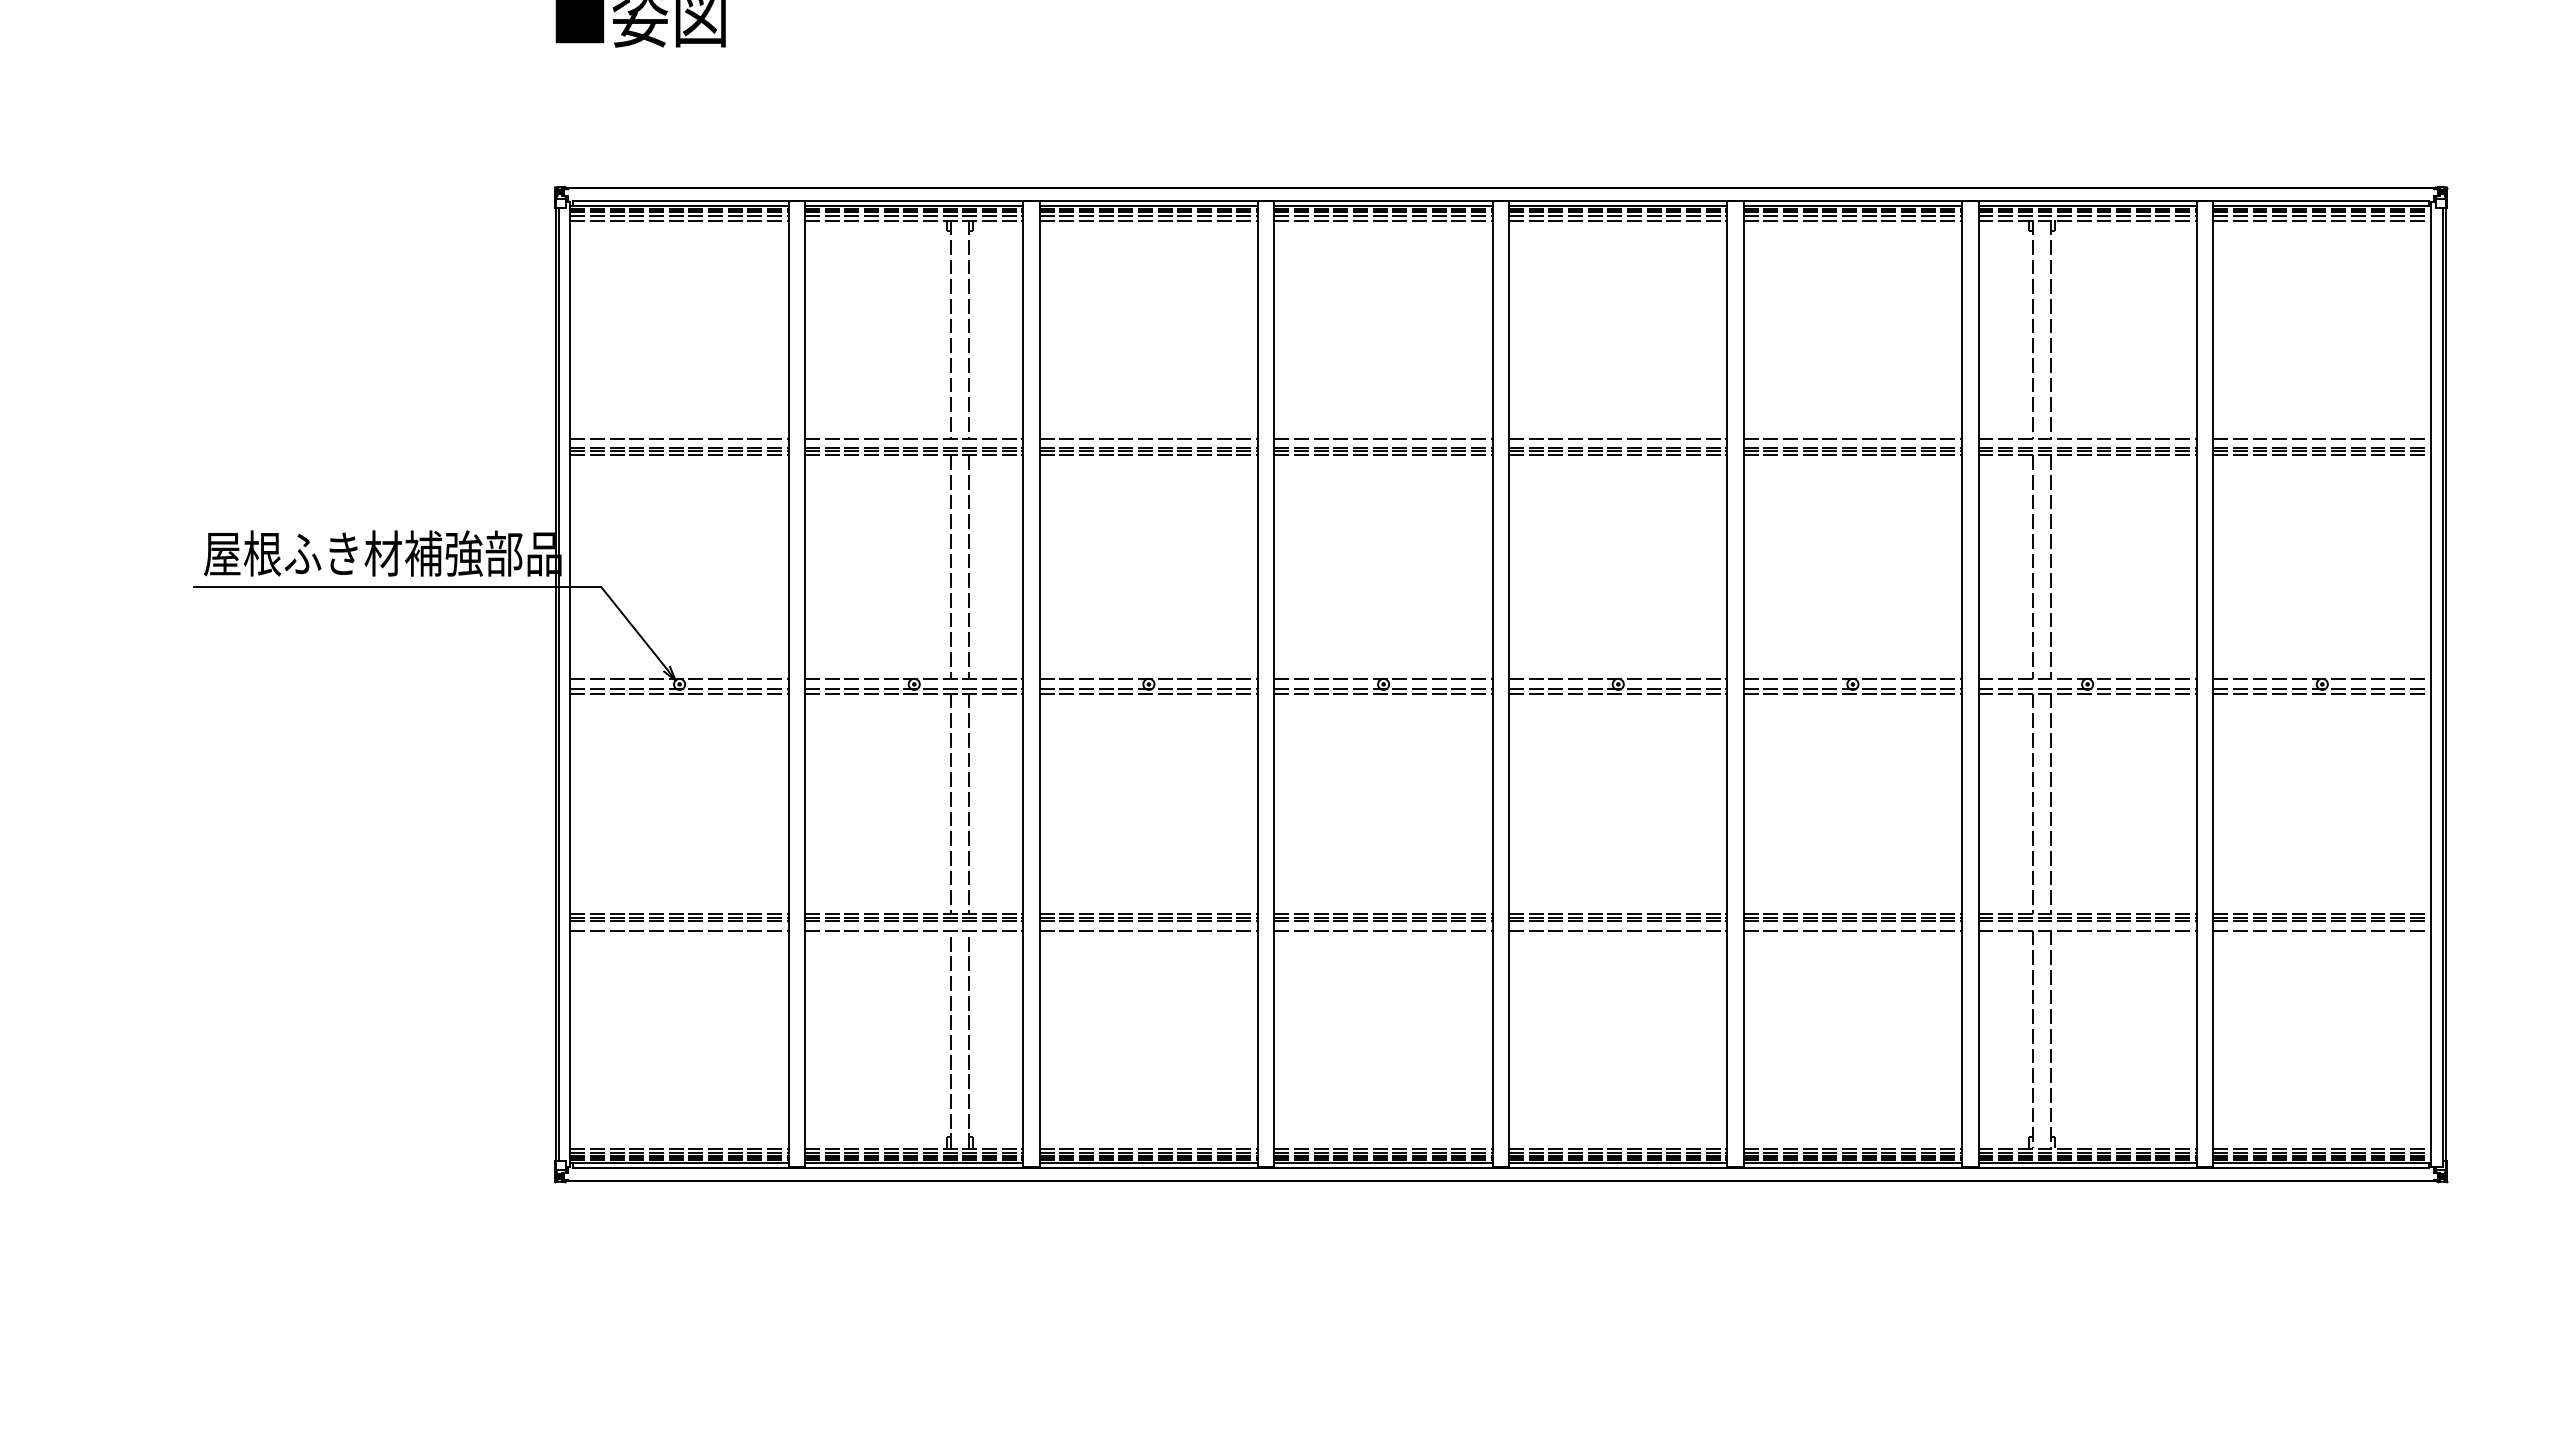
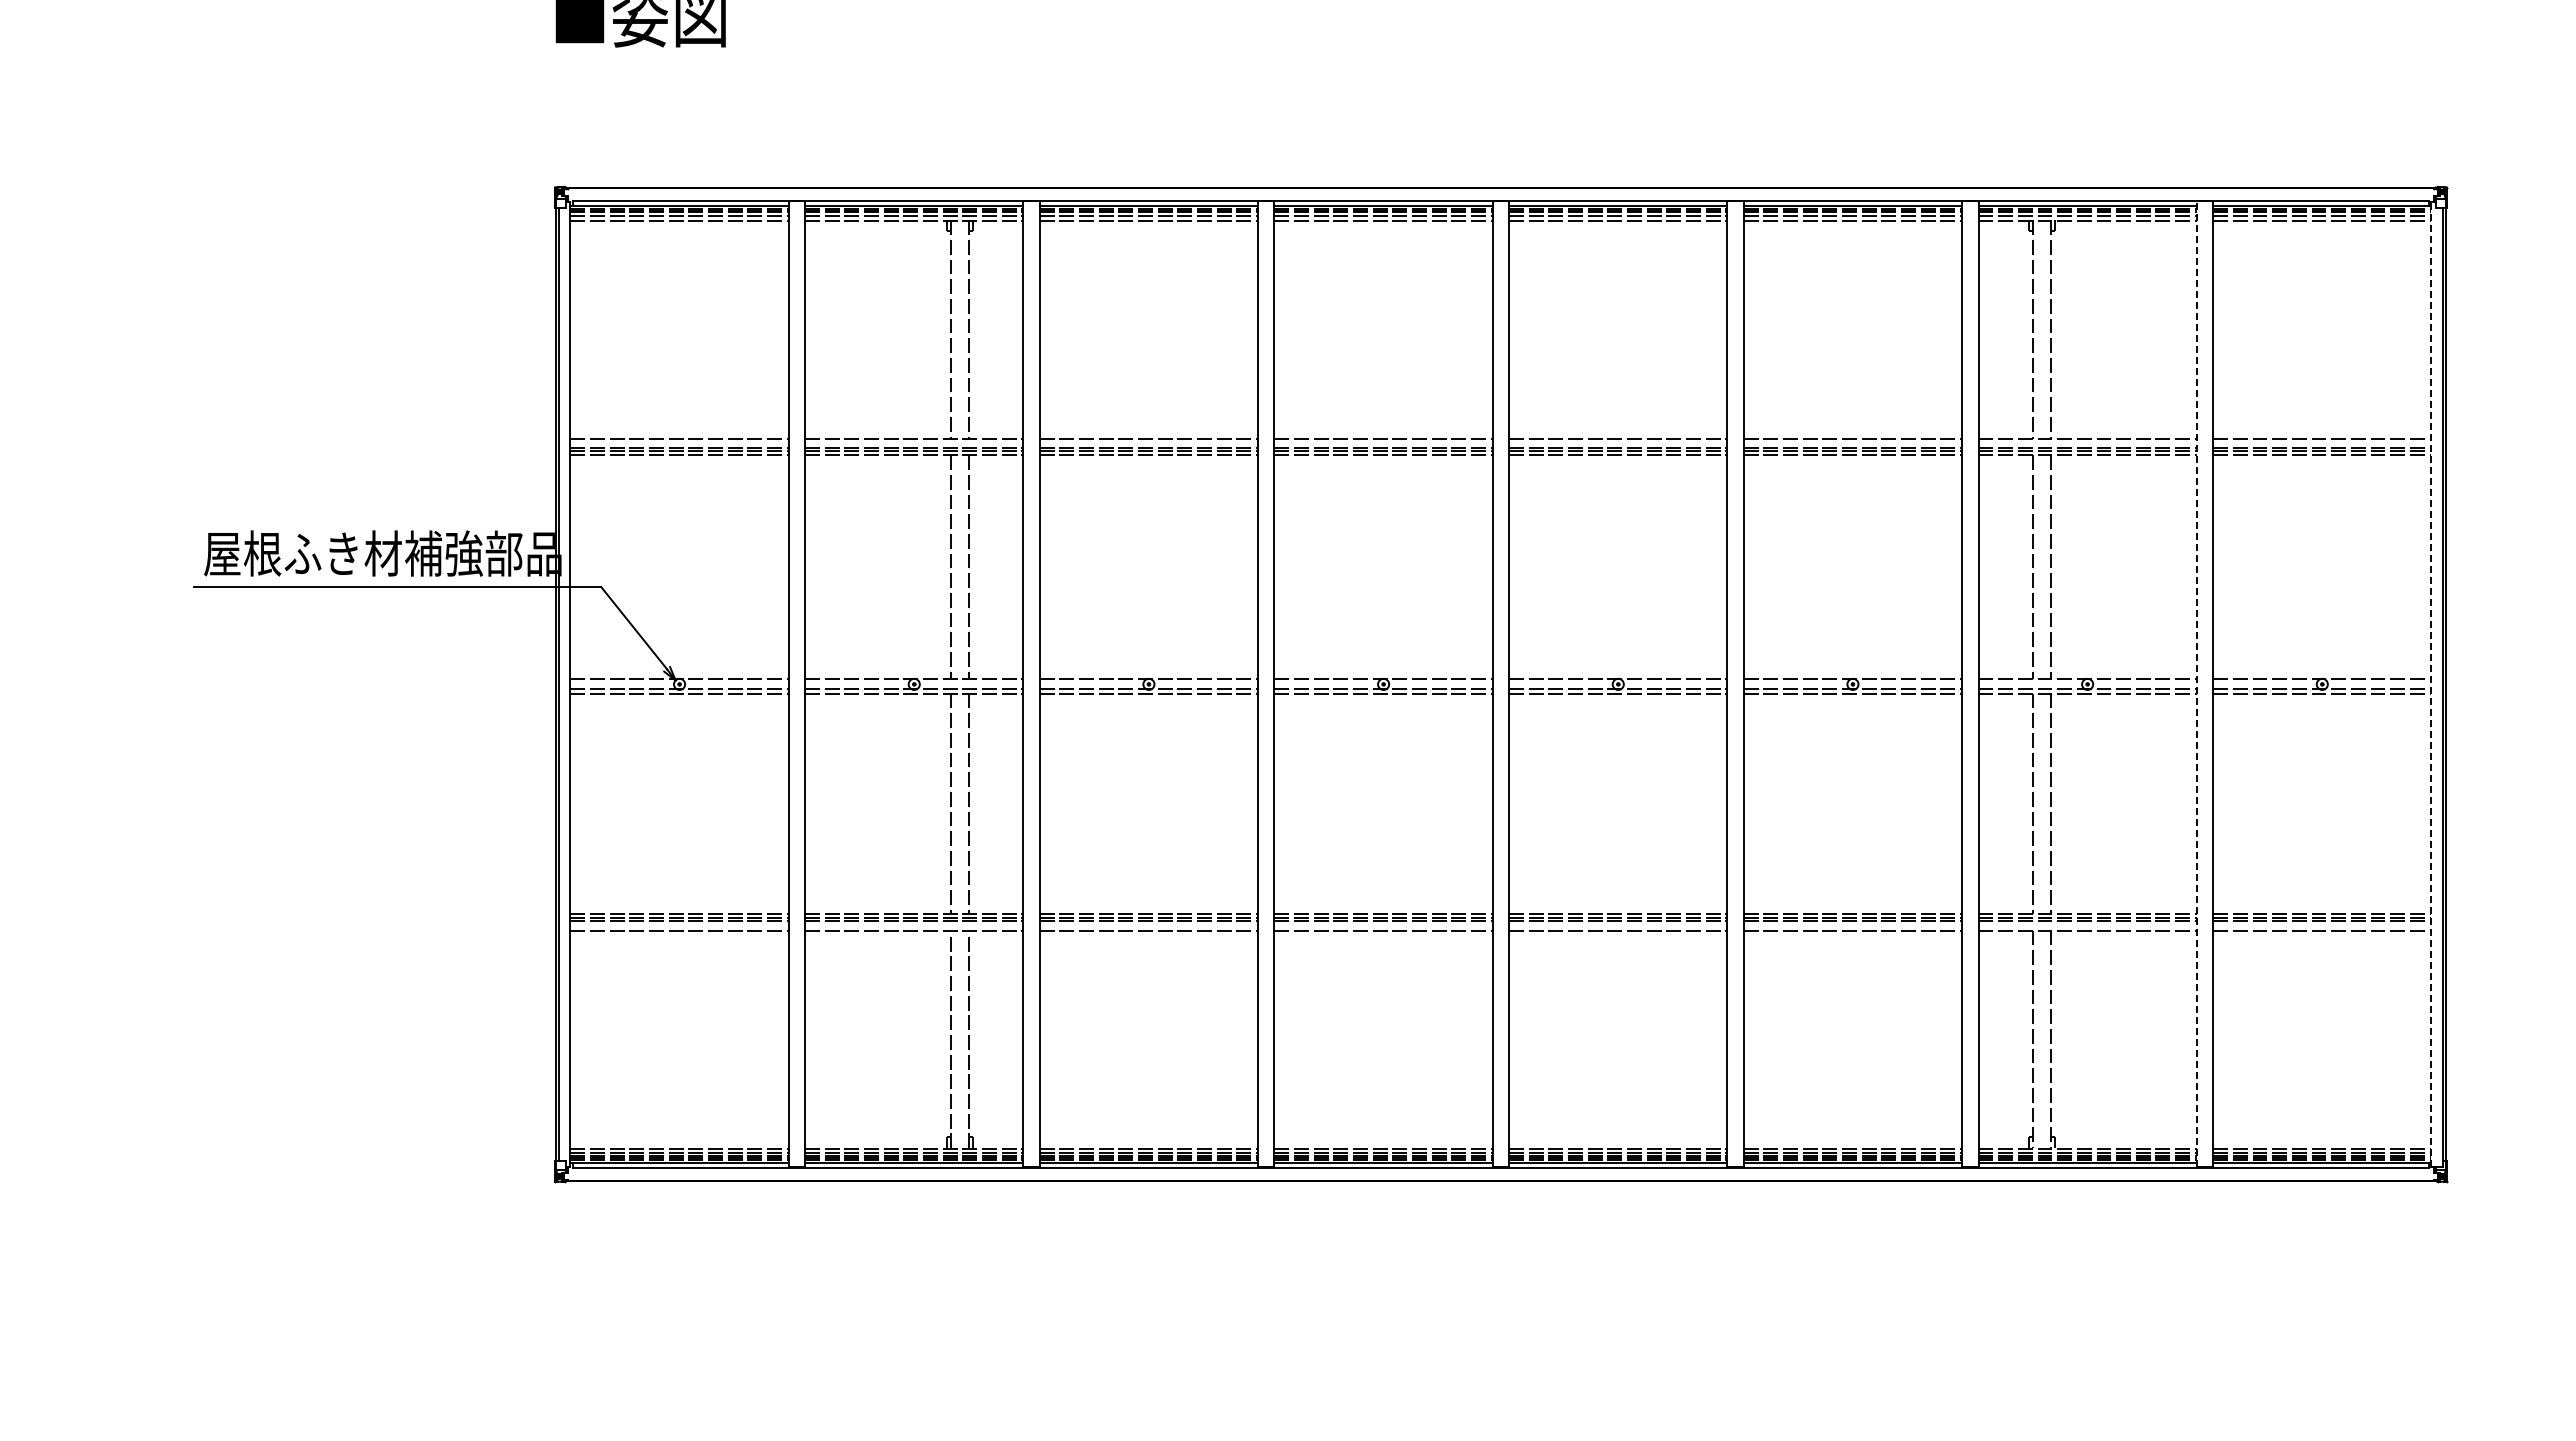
line: solid -> dashed (2196, 684)
line: solid -> dashed (2431, 684)
